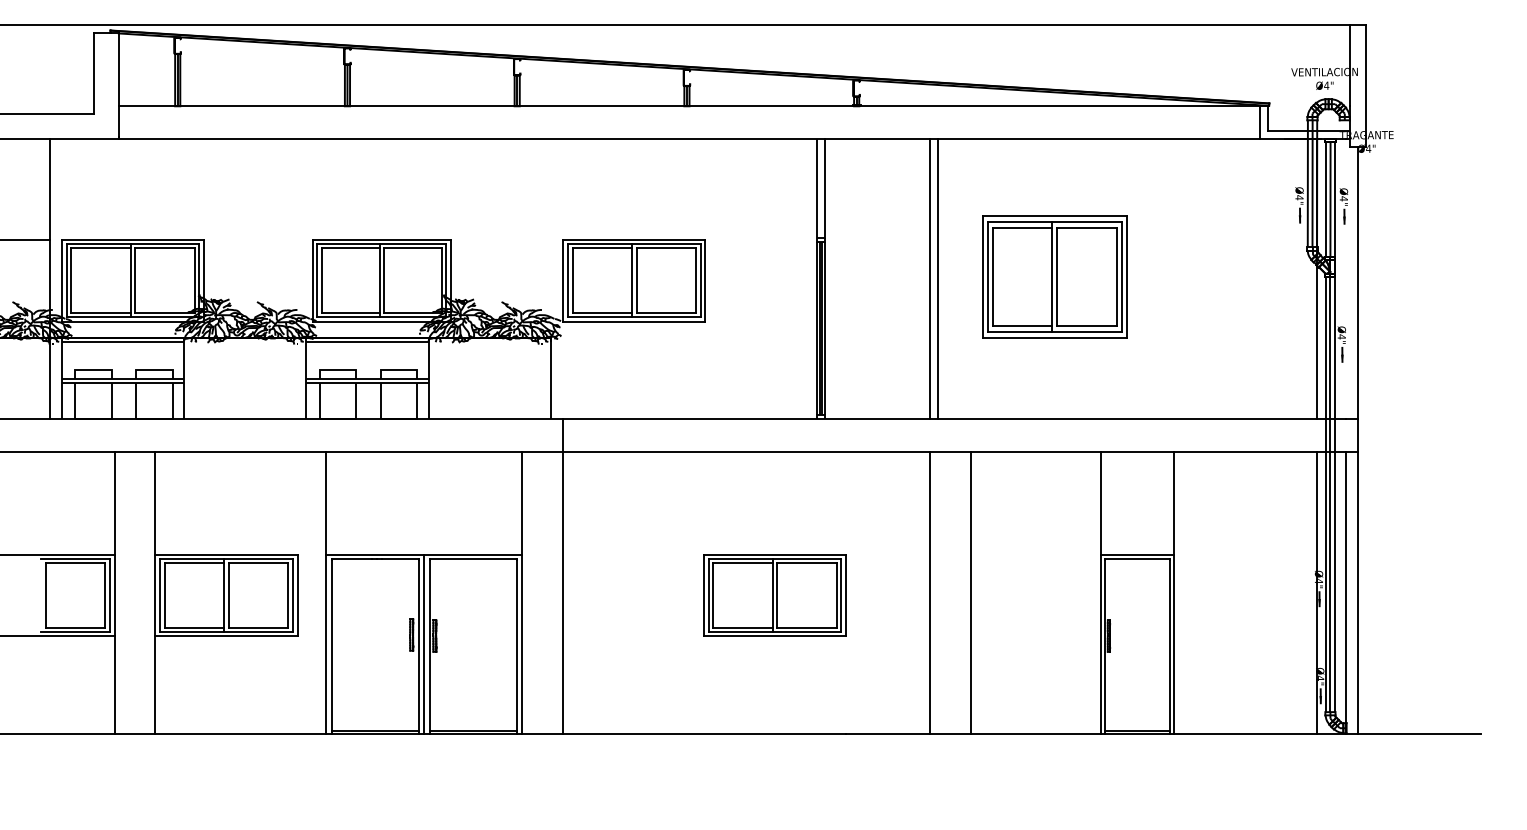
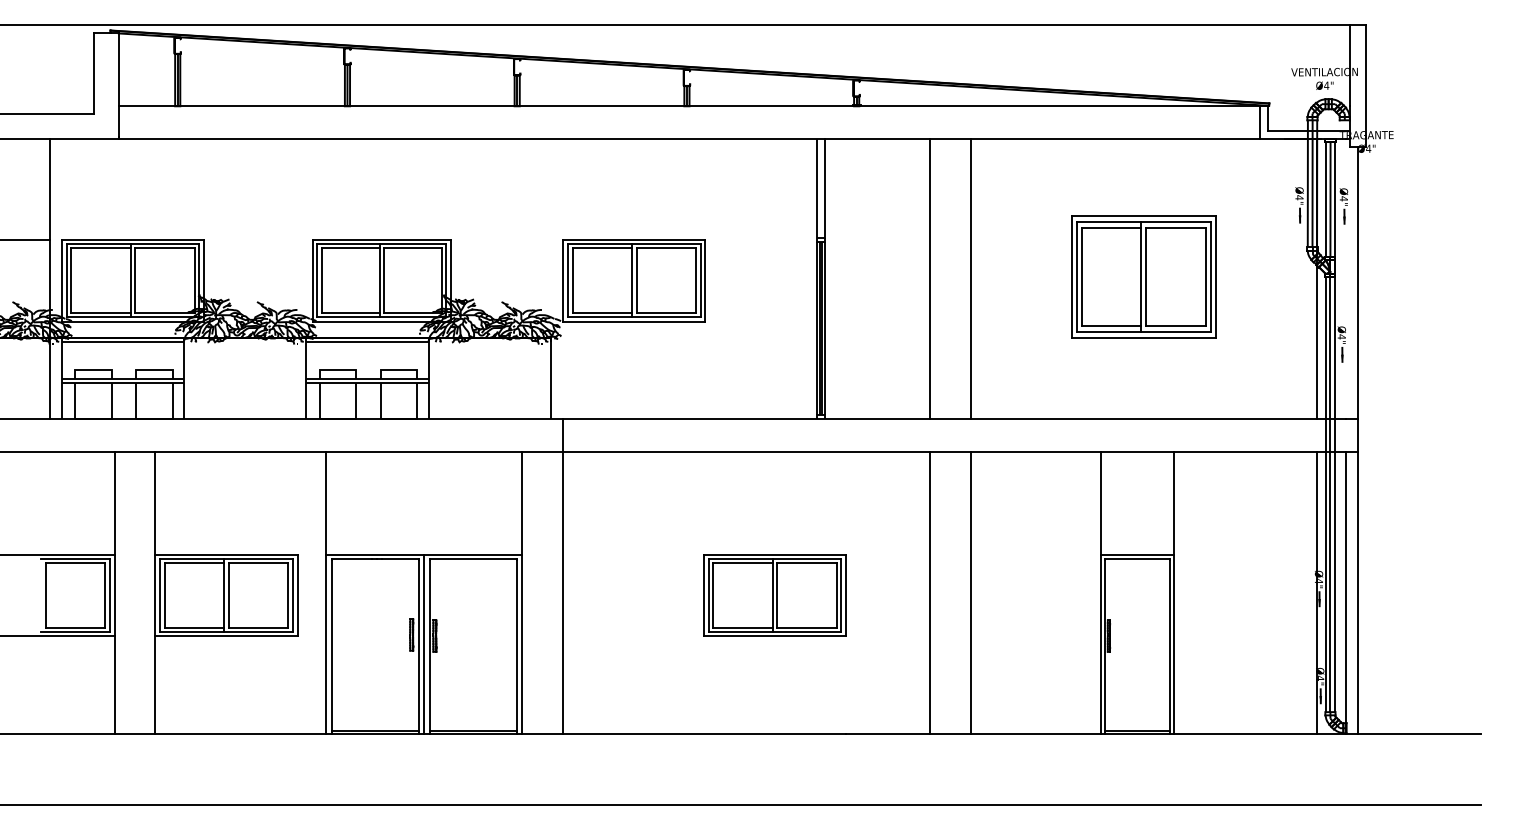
part position: (1054, 276) -> (1143, 276) (1143, 276)
line position: (937, 278) -> (970, 278) (970, 278)
line: none -> present (741, 805)
